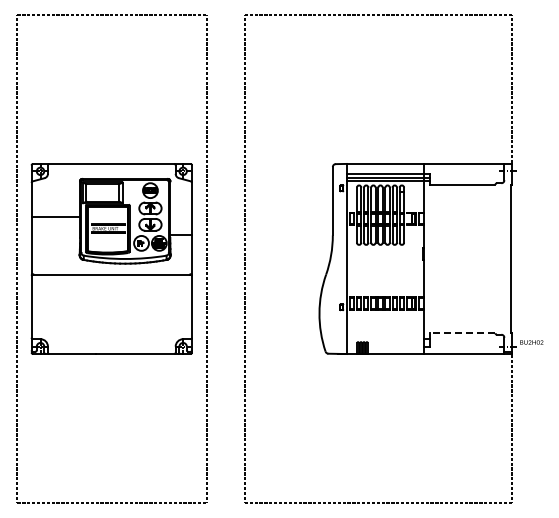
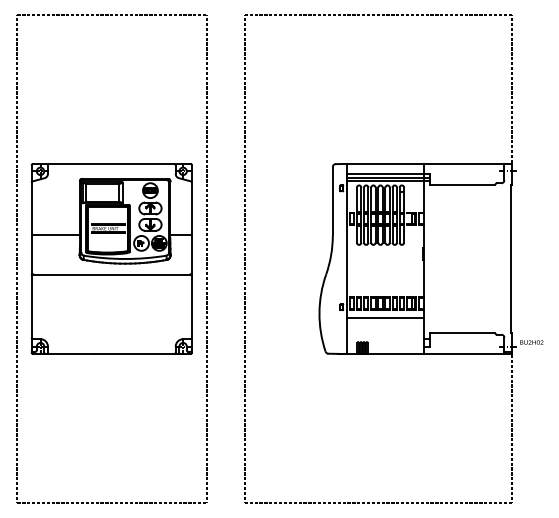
line position: (55, 217) -> (55, 235) (55, 235)
line: none -> present (385, 317)
line: dashed -> solid (462, 332)
